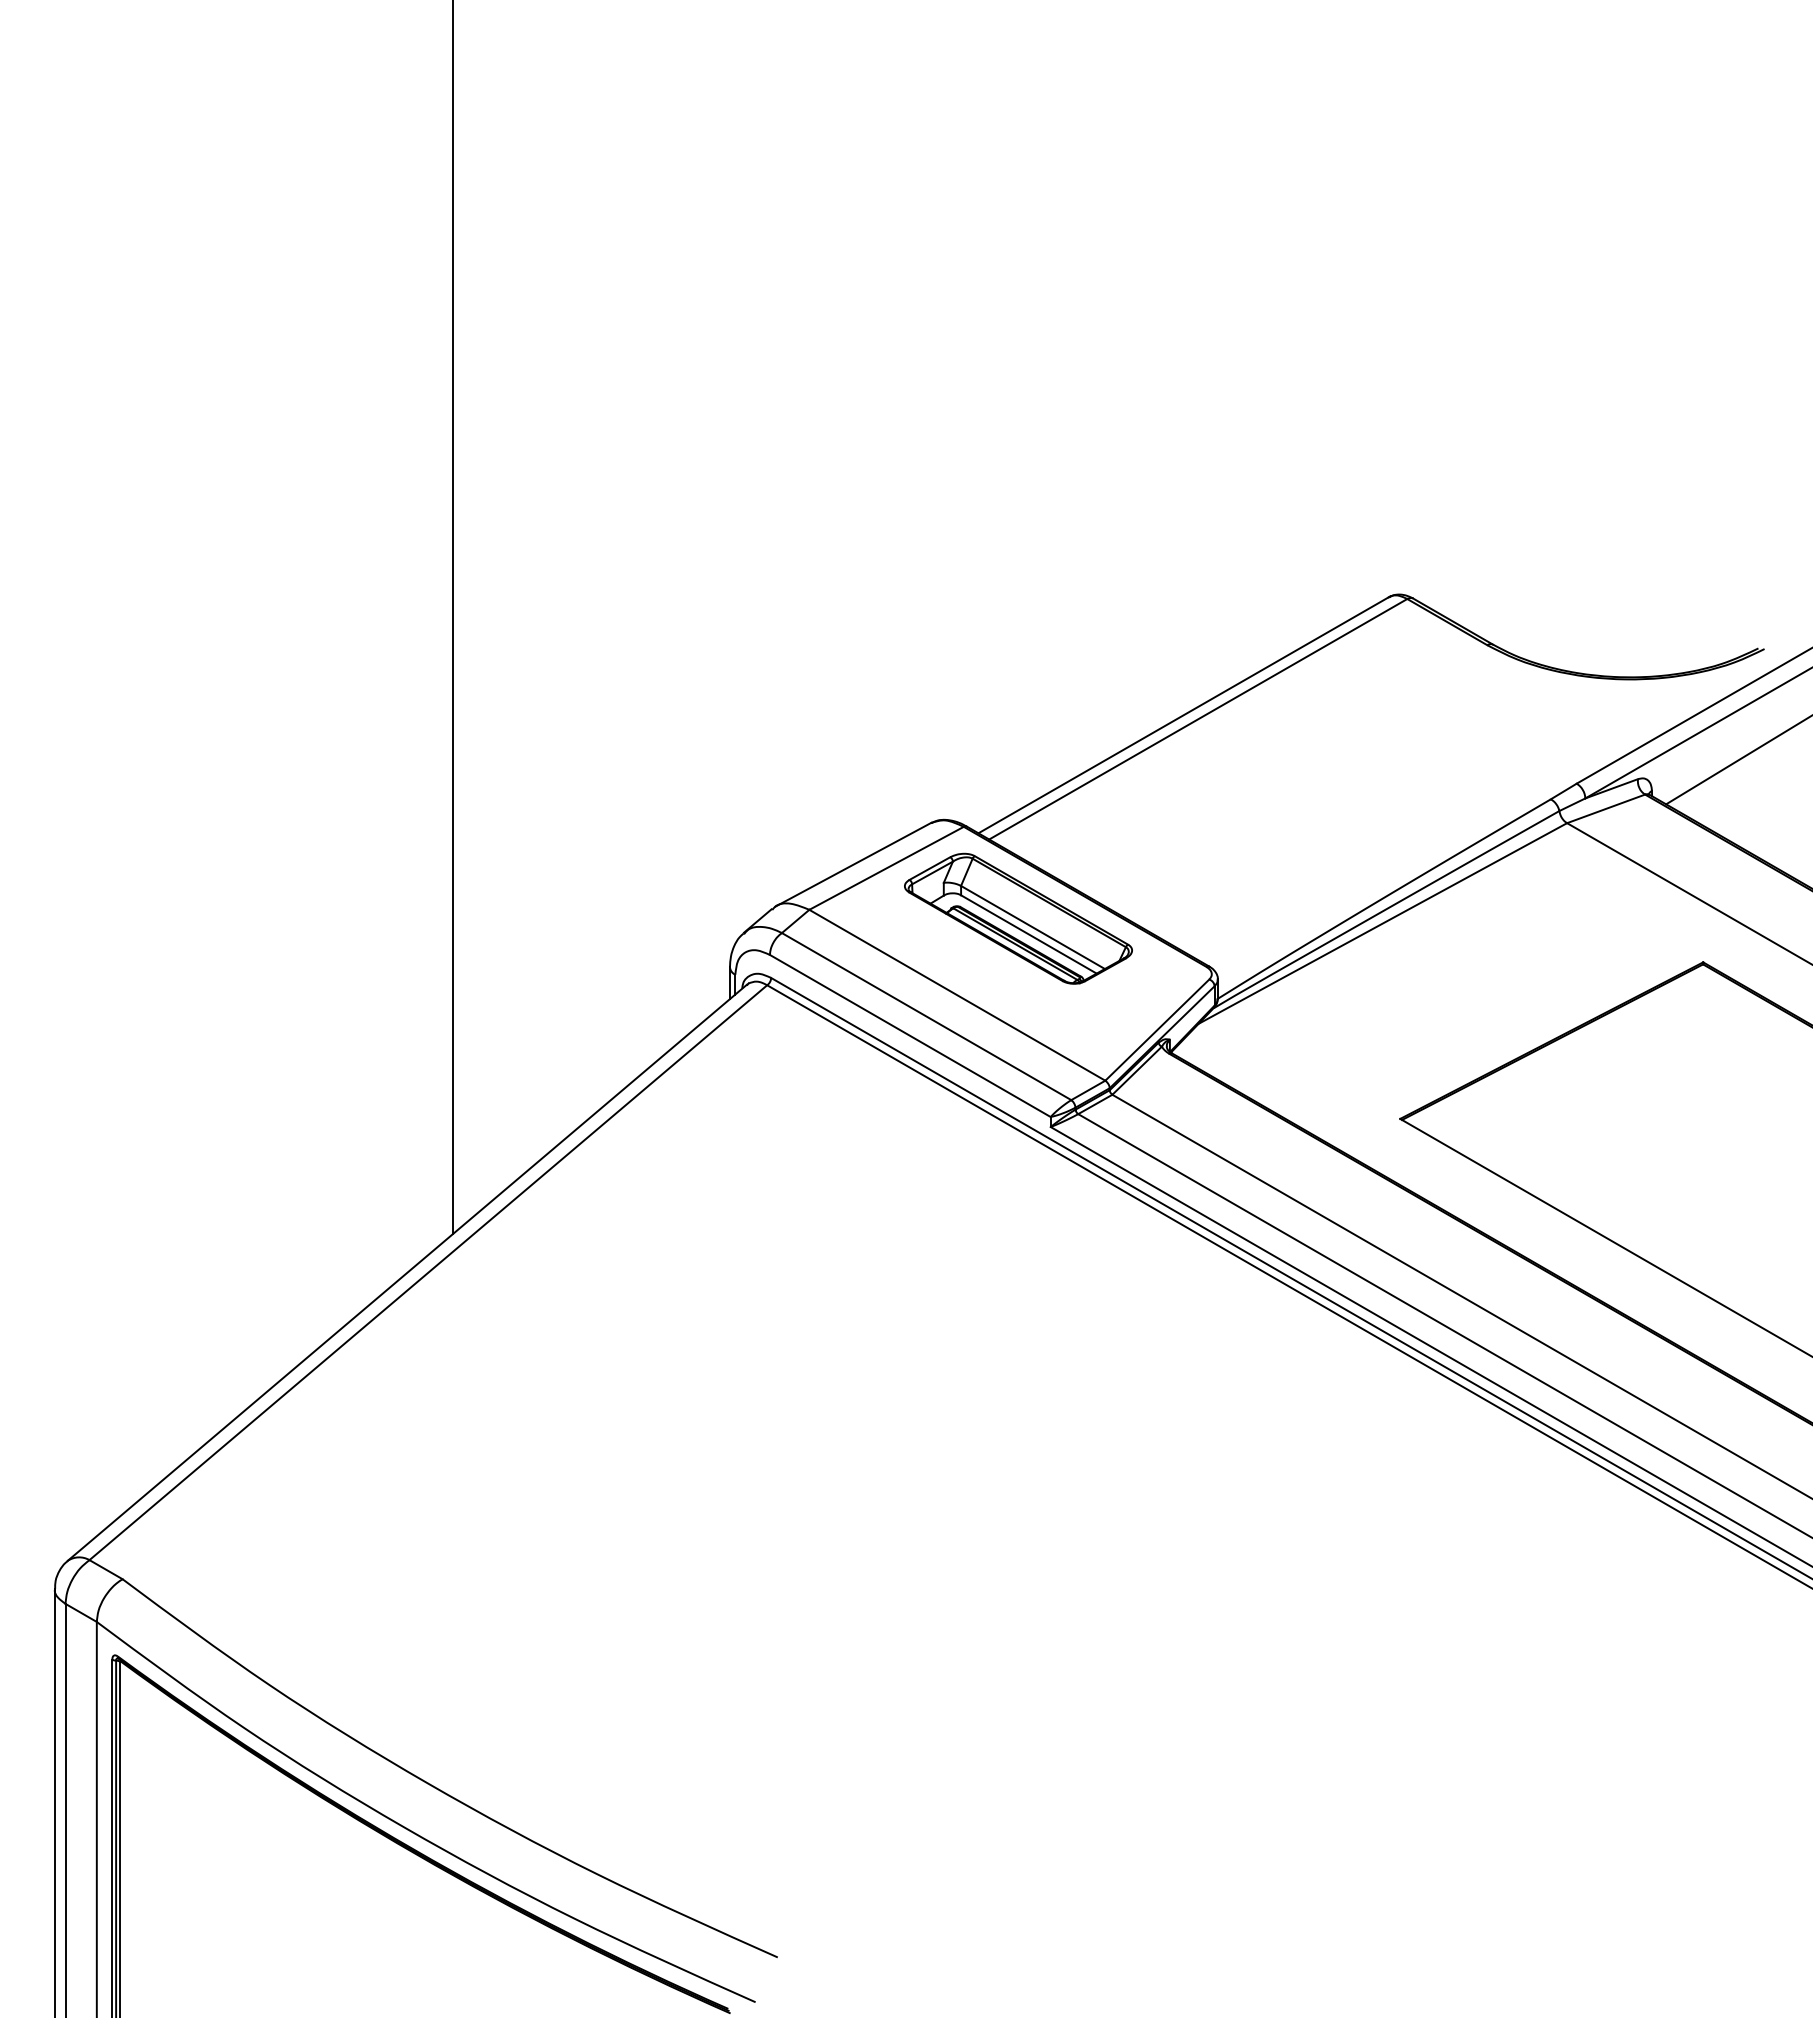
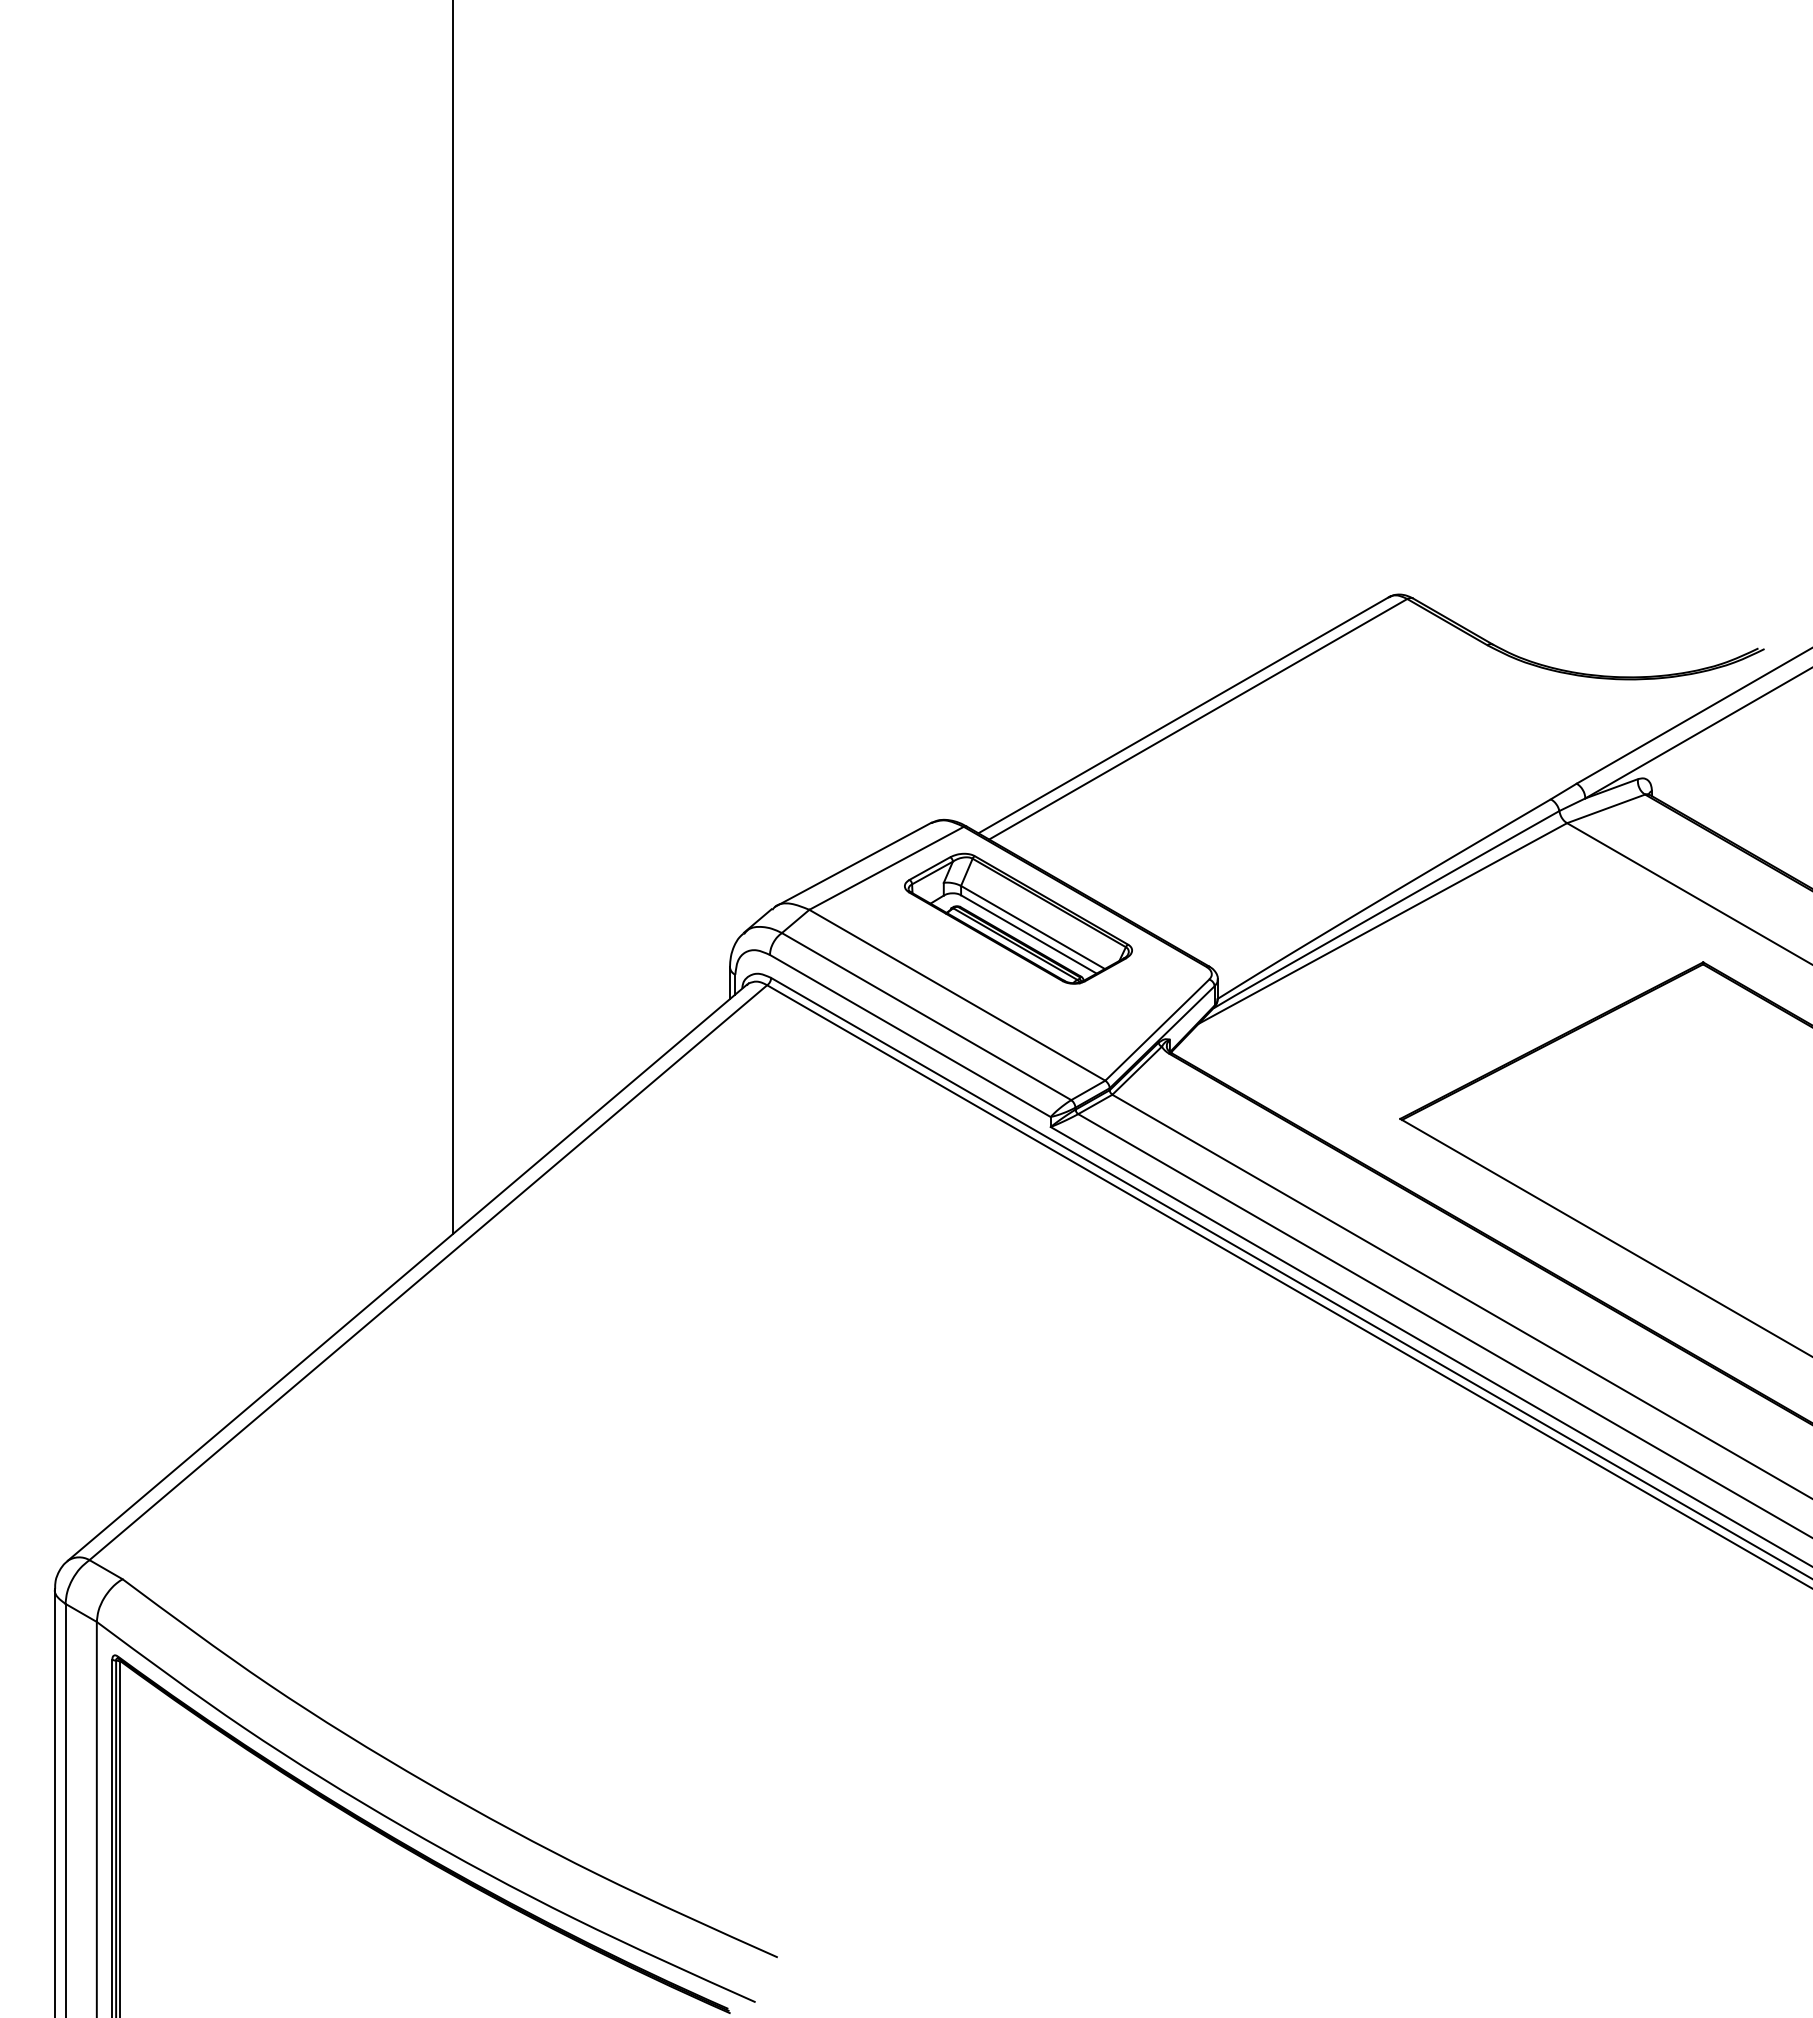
line: present -> none (1737, 760)
